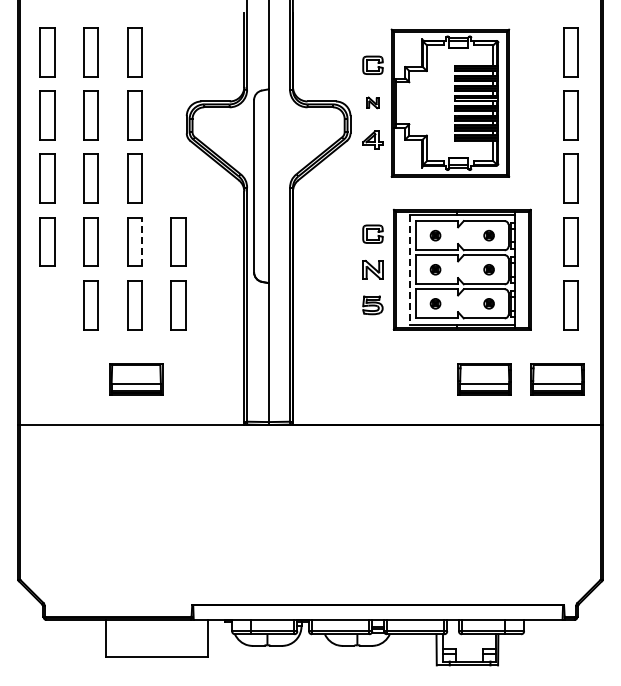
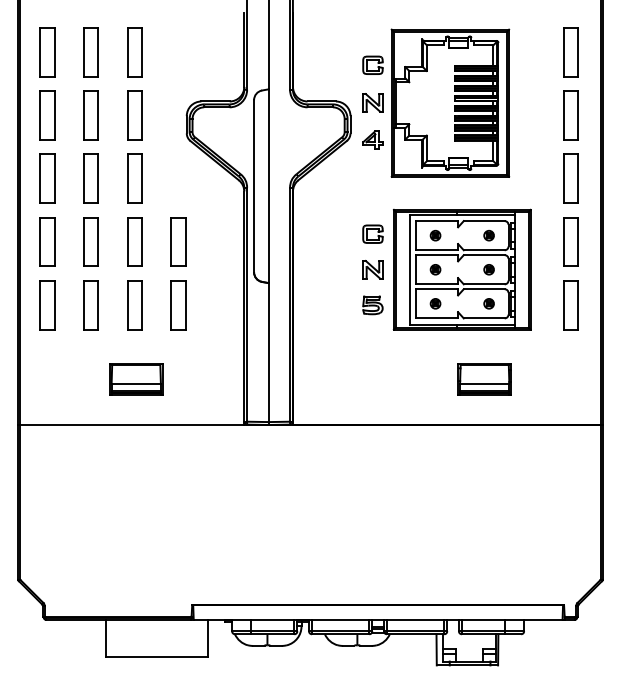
part size: 14x14 px -> 22x20 px (372, 102)
line: dashed -> solid (142, 241)
line: dashed -> solid (409, 269)
part: none -> present (47, 305)
part: present -> none (557, 379)
